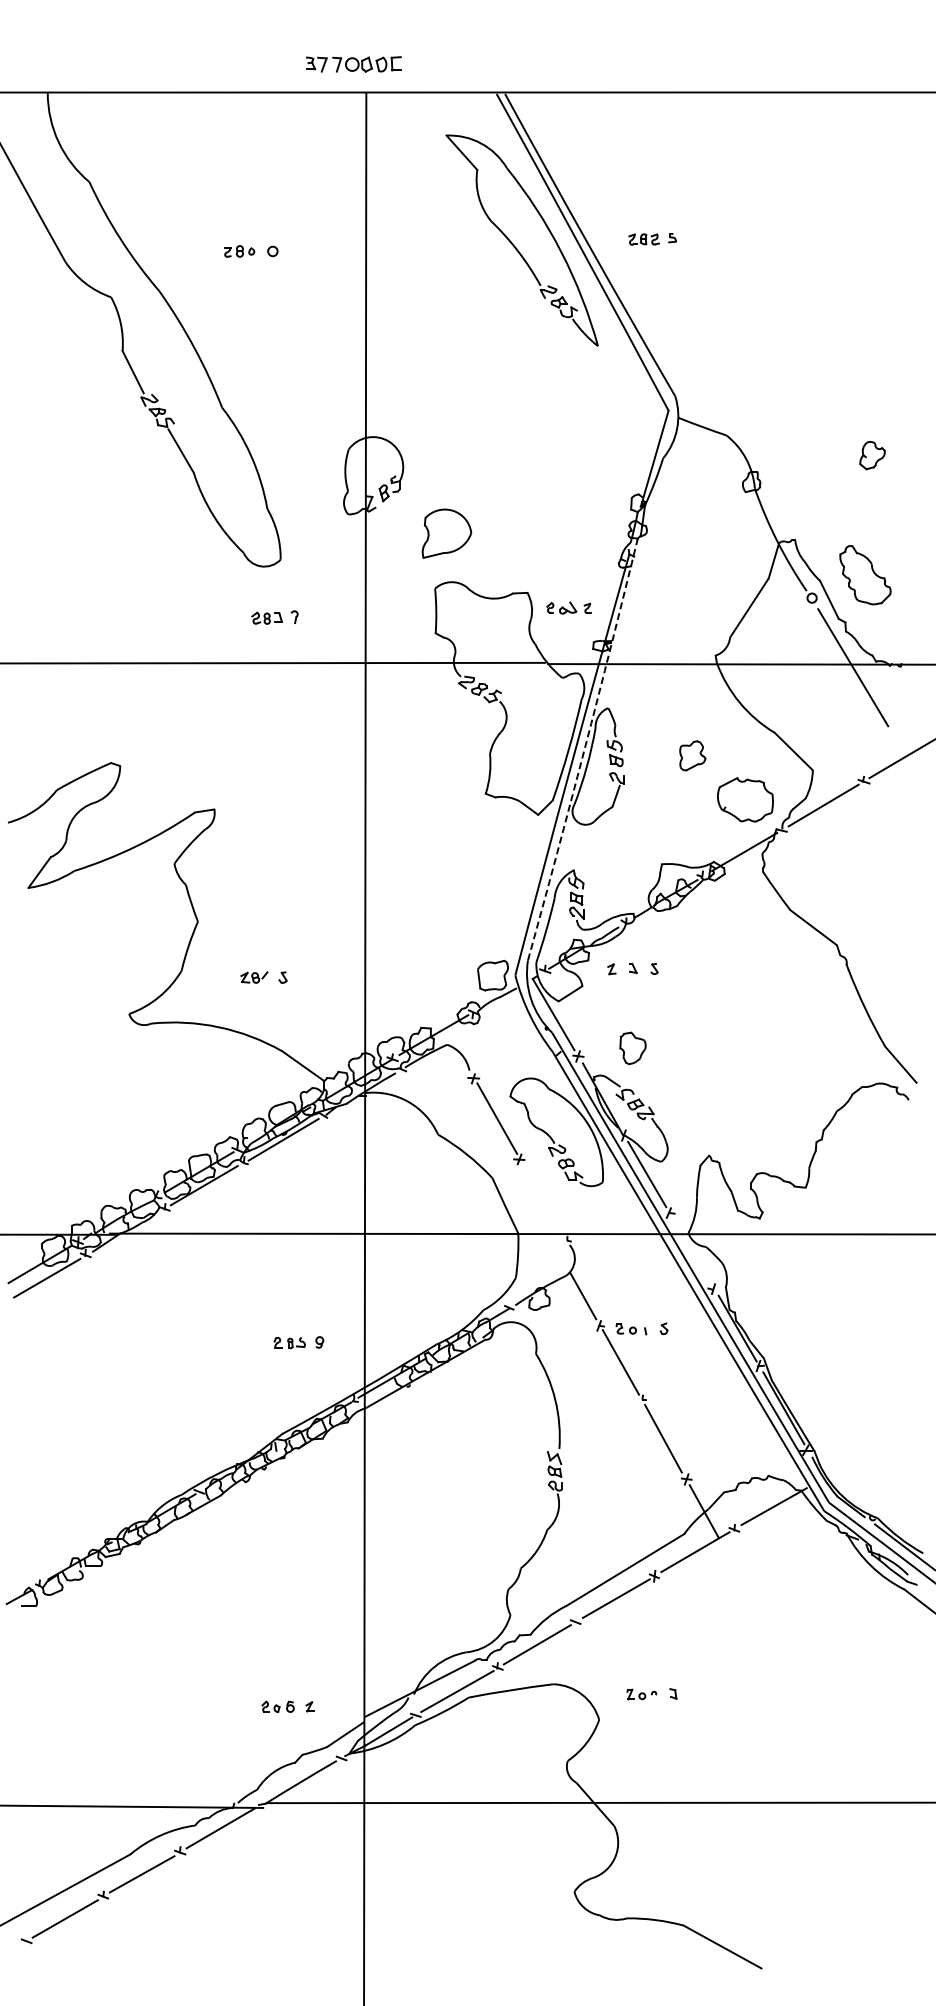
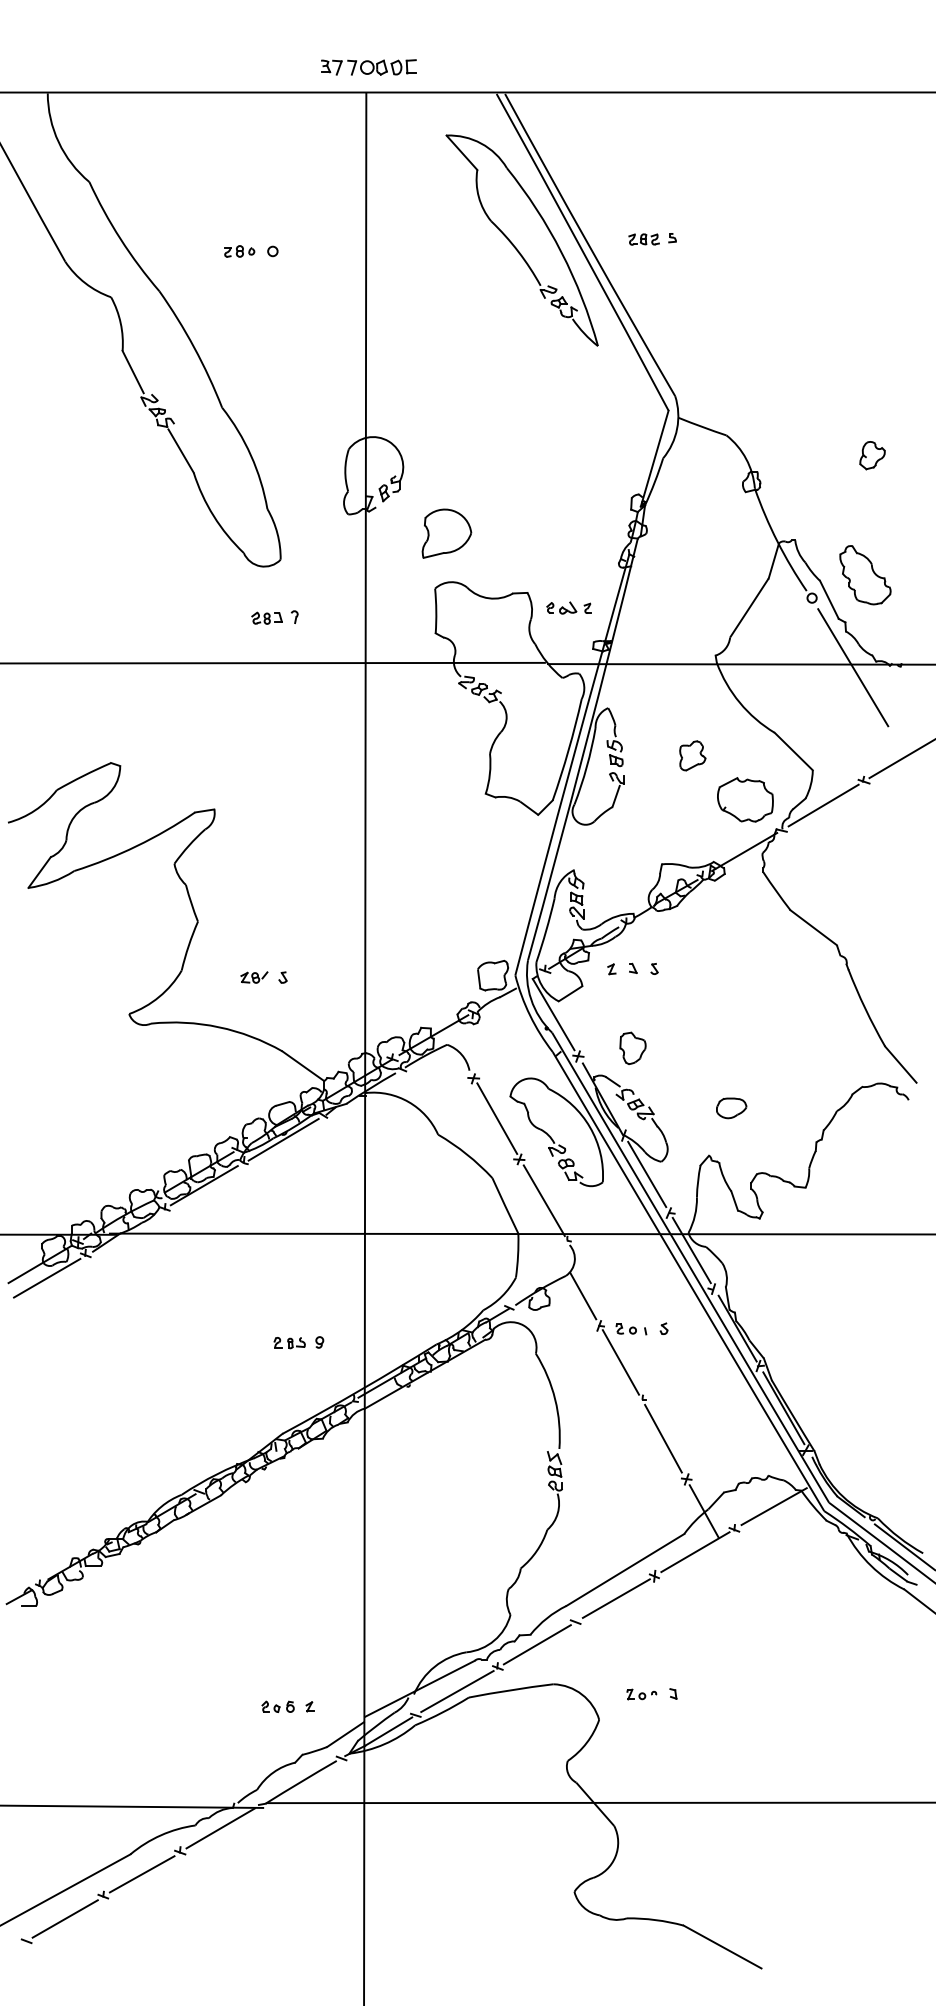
part position: (353, 64) -> (368, 67) (368, 67)
arc: dashed -> solid (584, 749)
part: none -> present (731, 1108)
line: none -> present (543, 1200)
line: none -> present (691, 1250)
